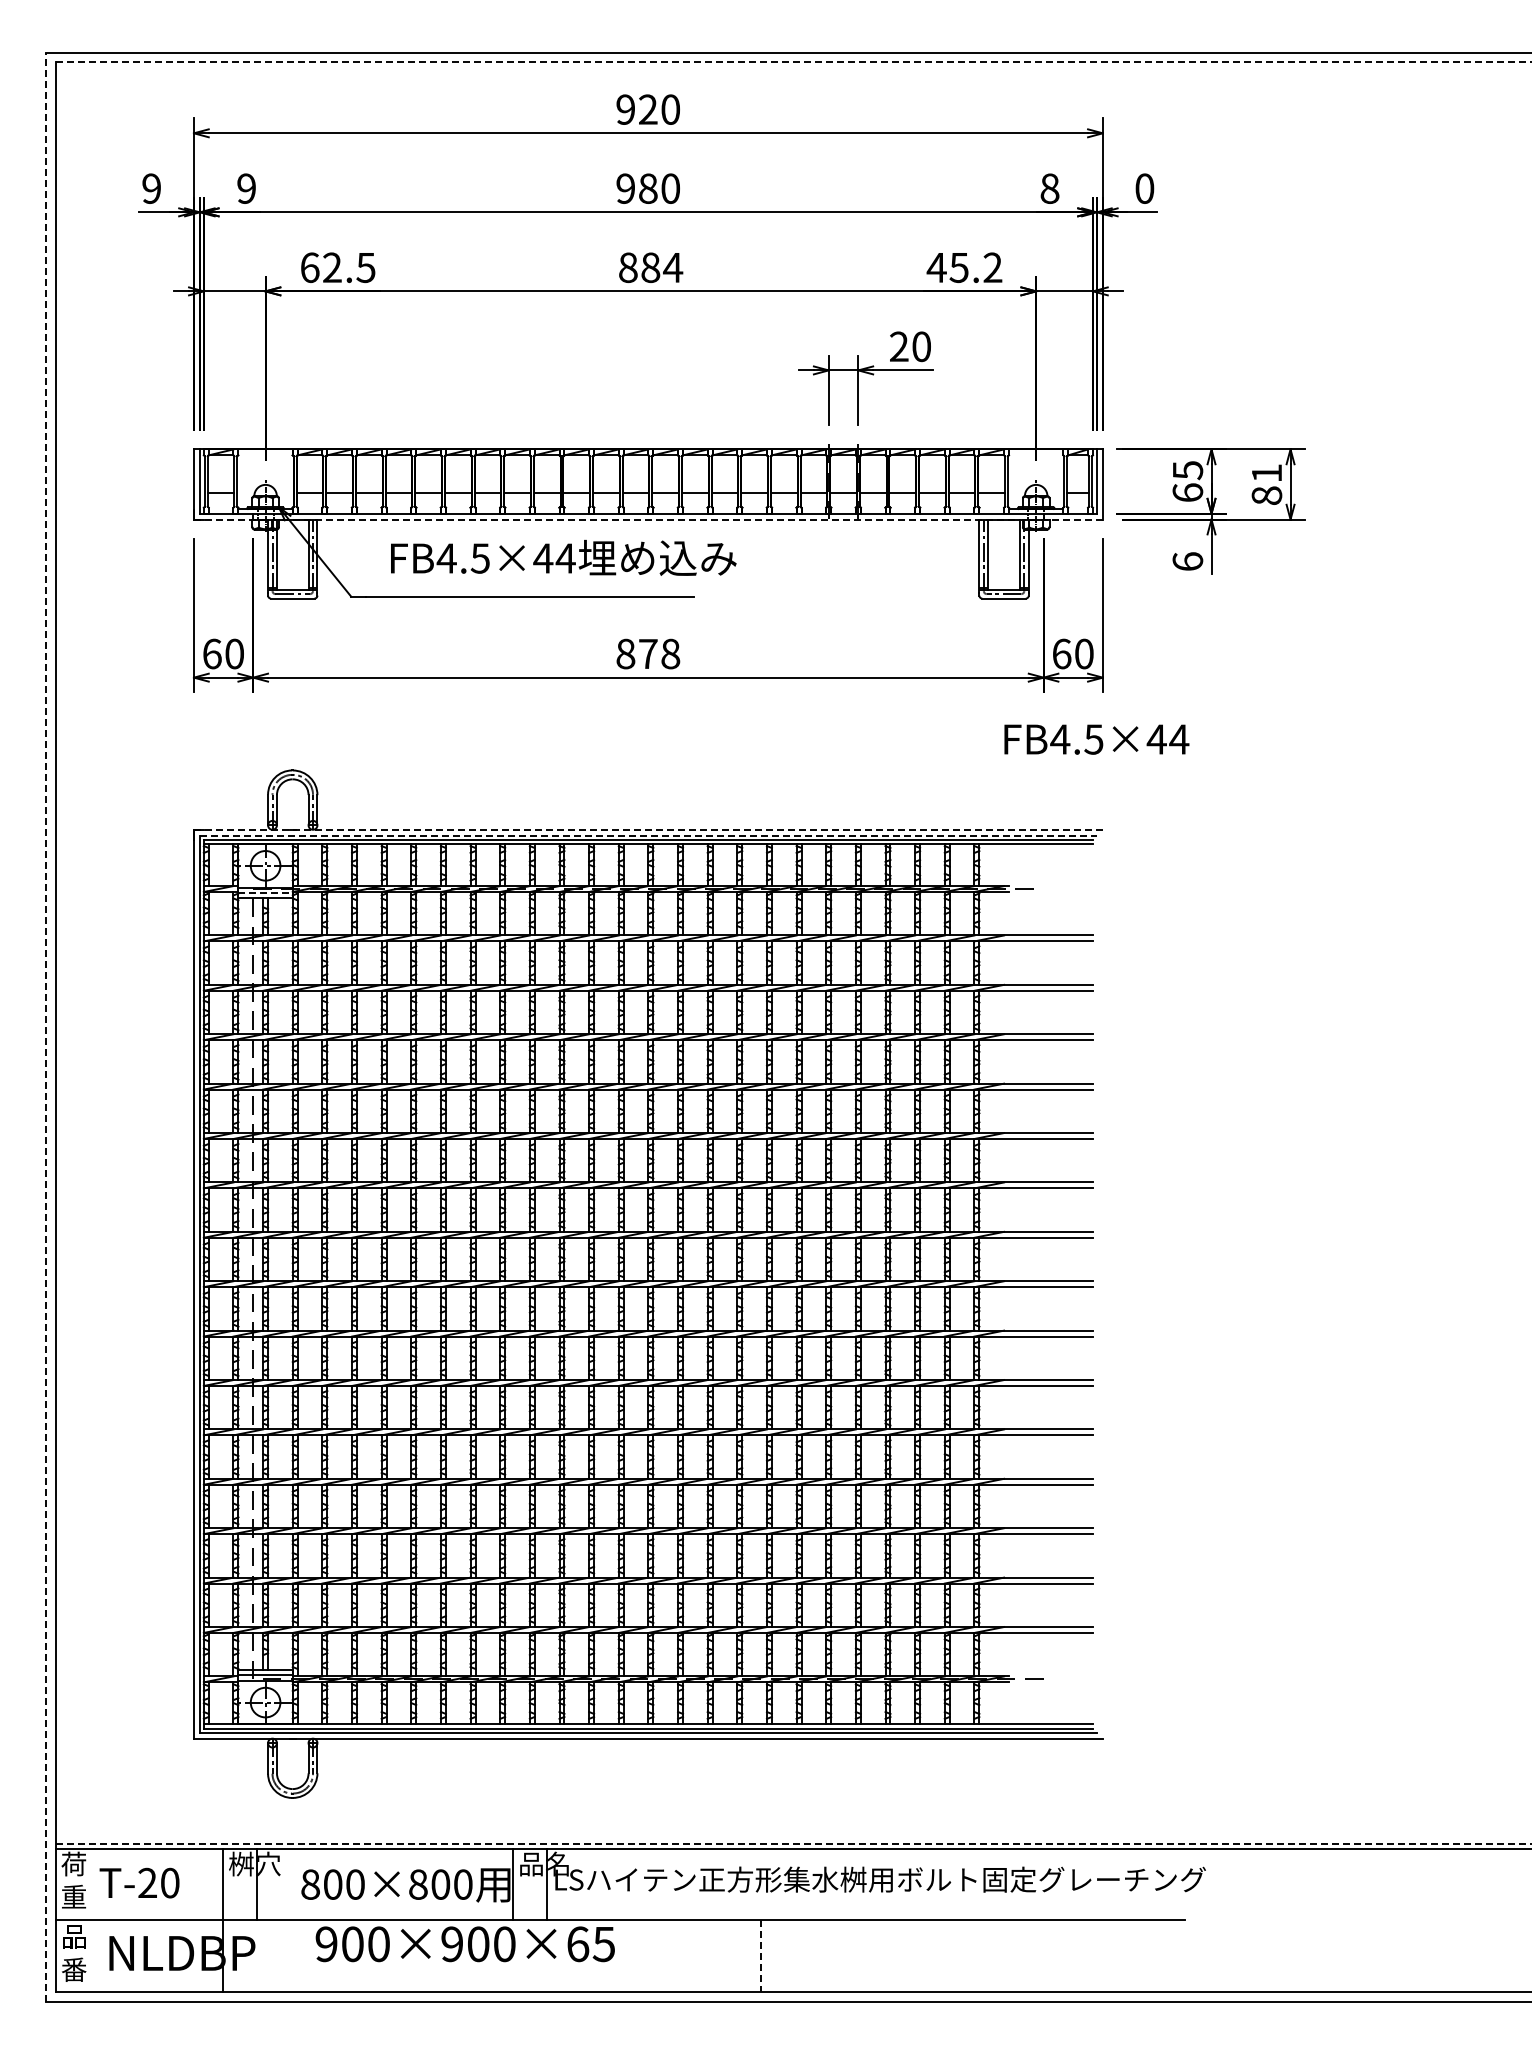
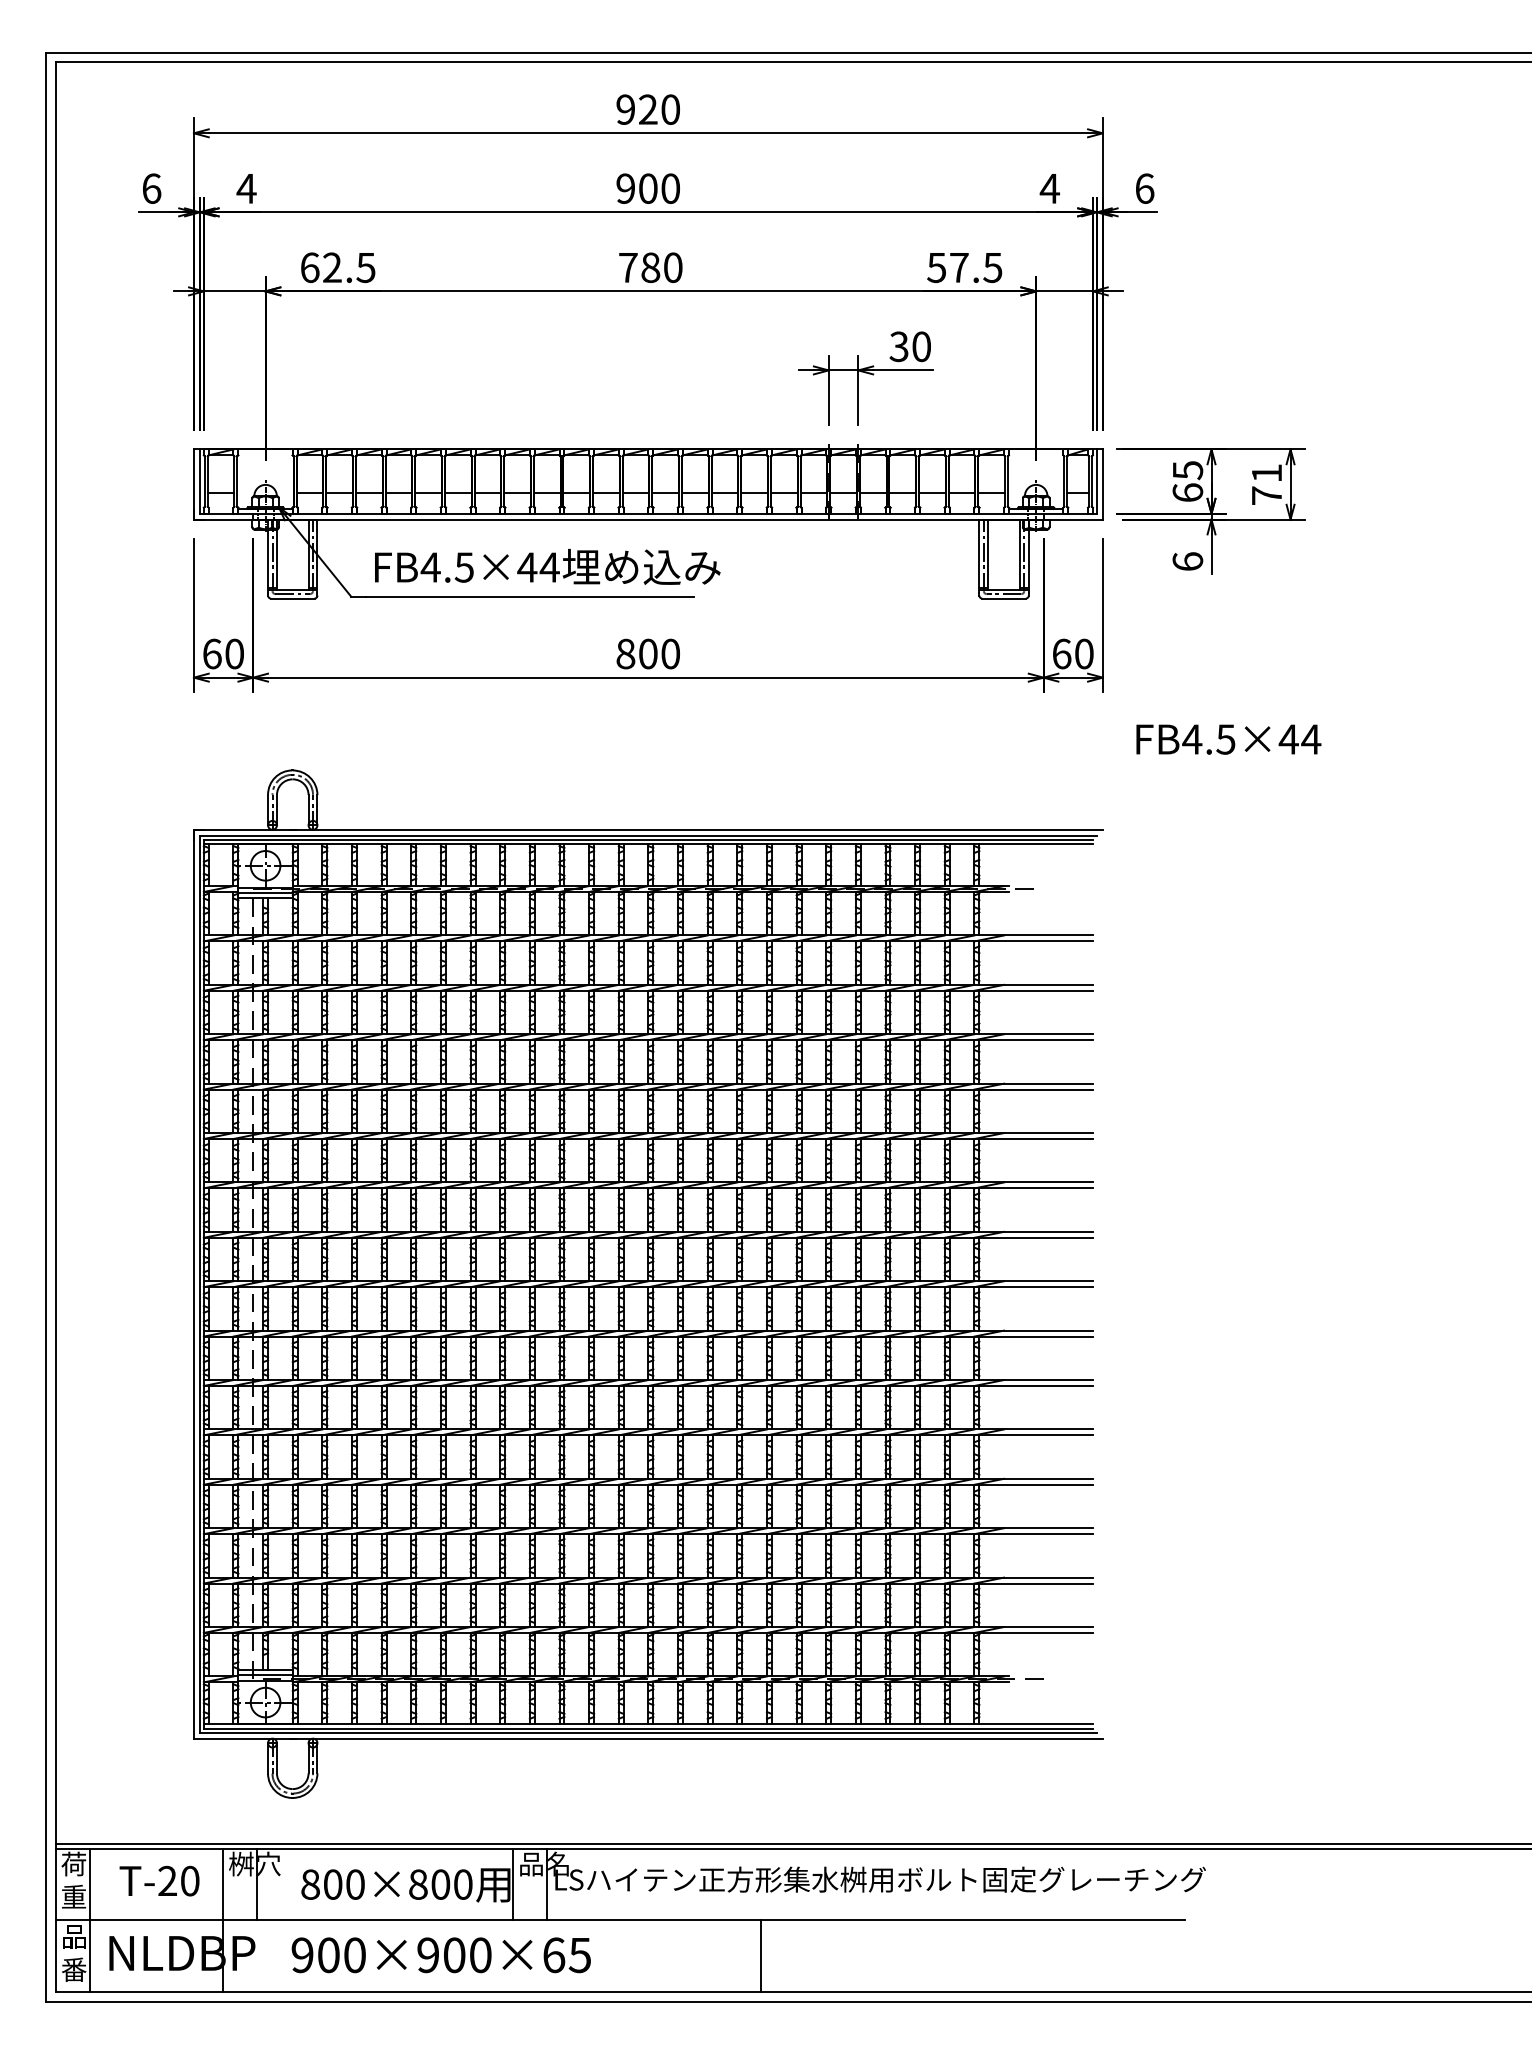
line: dashed -> solid (793, 61)
text: 9 -> 6 (151, 188)
text: 9 -> 4 (246, 188)
text: 980 -> 900 (648, 188)
text: 8 -> 4 (1049, 188)
text: 0 -> 6 (1144, 188)
text: 884 -> 780 (651, 267)
text: 45.2 -> 57.5 (964, 267)
text: 20 -> 30 (898, 347)
text: 81 -> 71 (1266, 495)
line: dashed -> solid (648, 519)
text position: (563, 557) -> (547, 566) (547, 566)
text: 878 -> 800 (659, 653)
text position: (1096, 739) -> (1228, 739) (1228, 739)
line: dashed -> solid (648, 829)
line: dashed -> solid (648, 835)
line: dashed -> solid (266, 893)
line: dashed -> solid (45, 1027)
line: dashed -> solid (793, 1843)
text position: (139, 1882) -> (159, 1880) (159, 1880)
line: none -> present (90, 1920)
text position: (464, 1944) -> (440, 1955) (440, 1955)
line: dashed -> solid (760, 1956)
